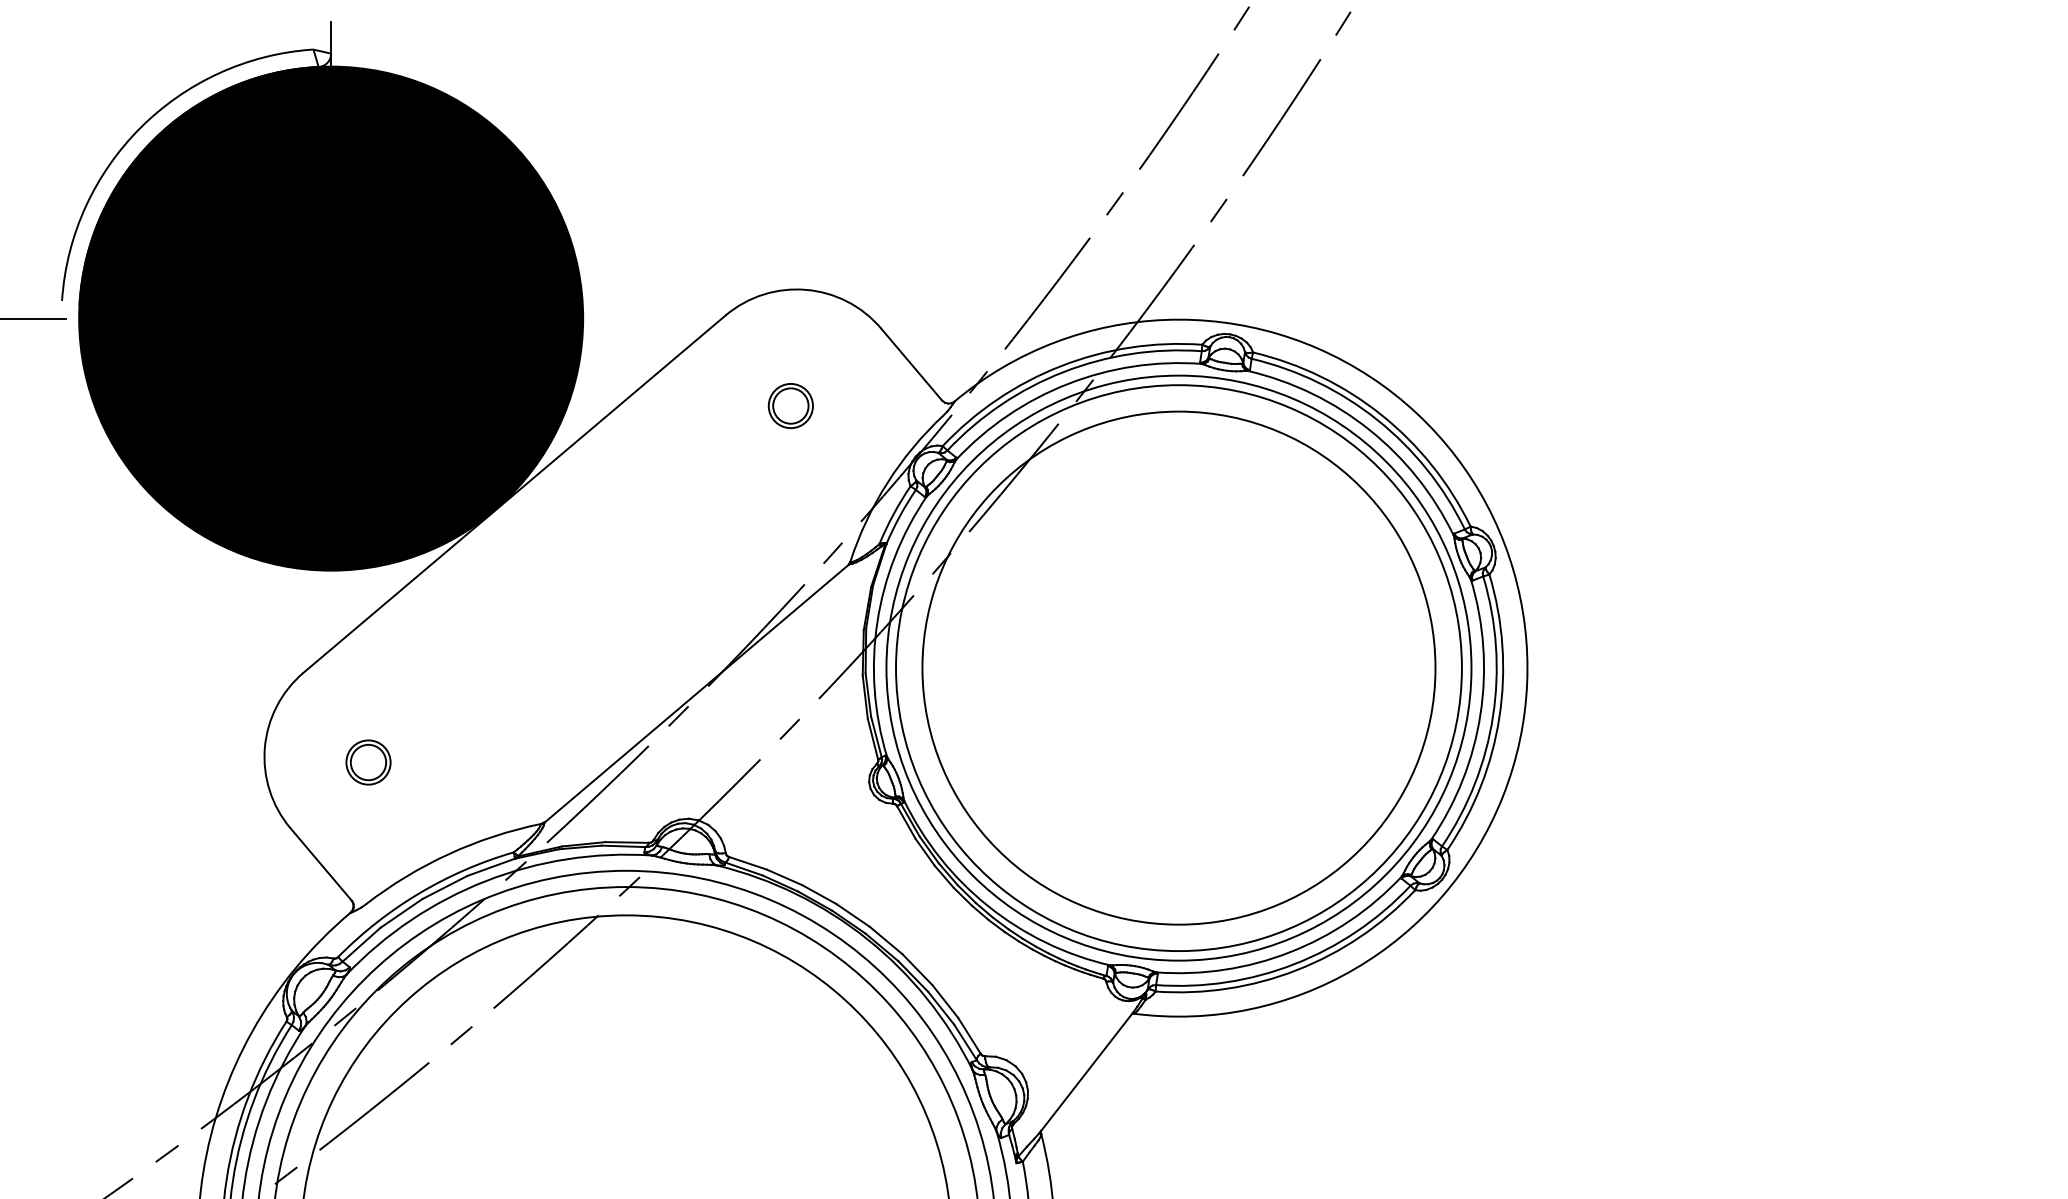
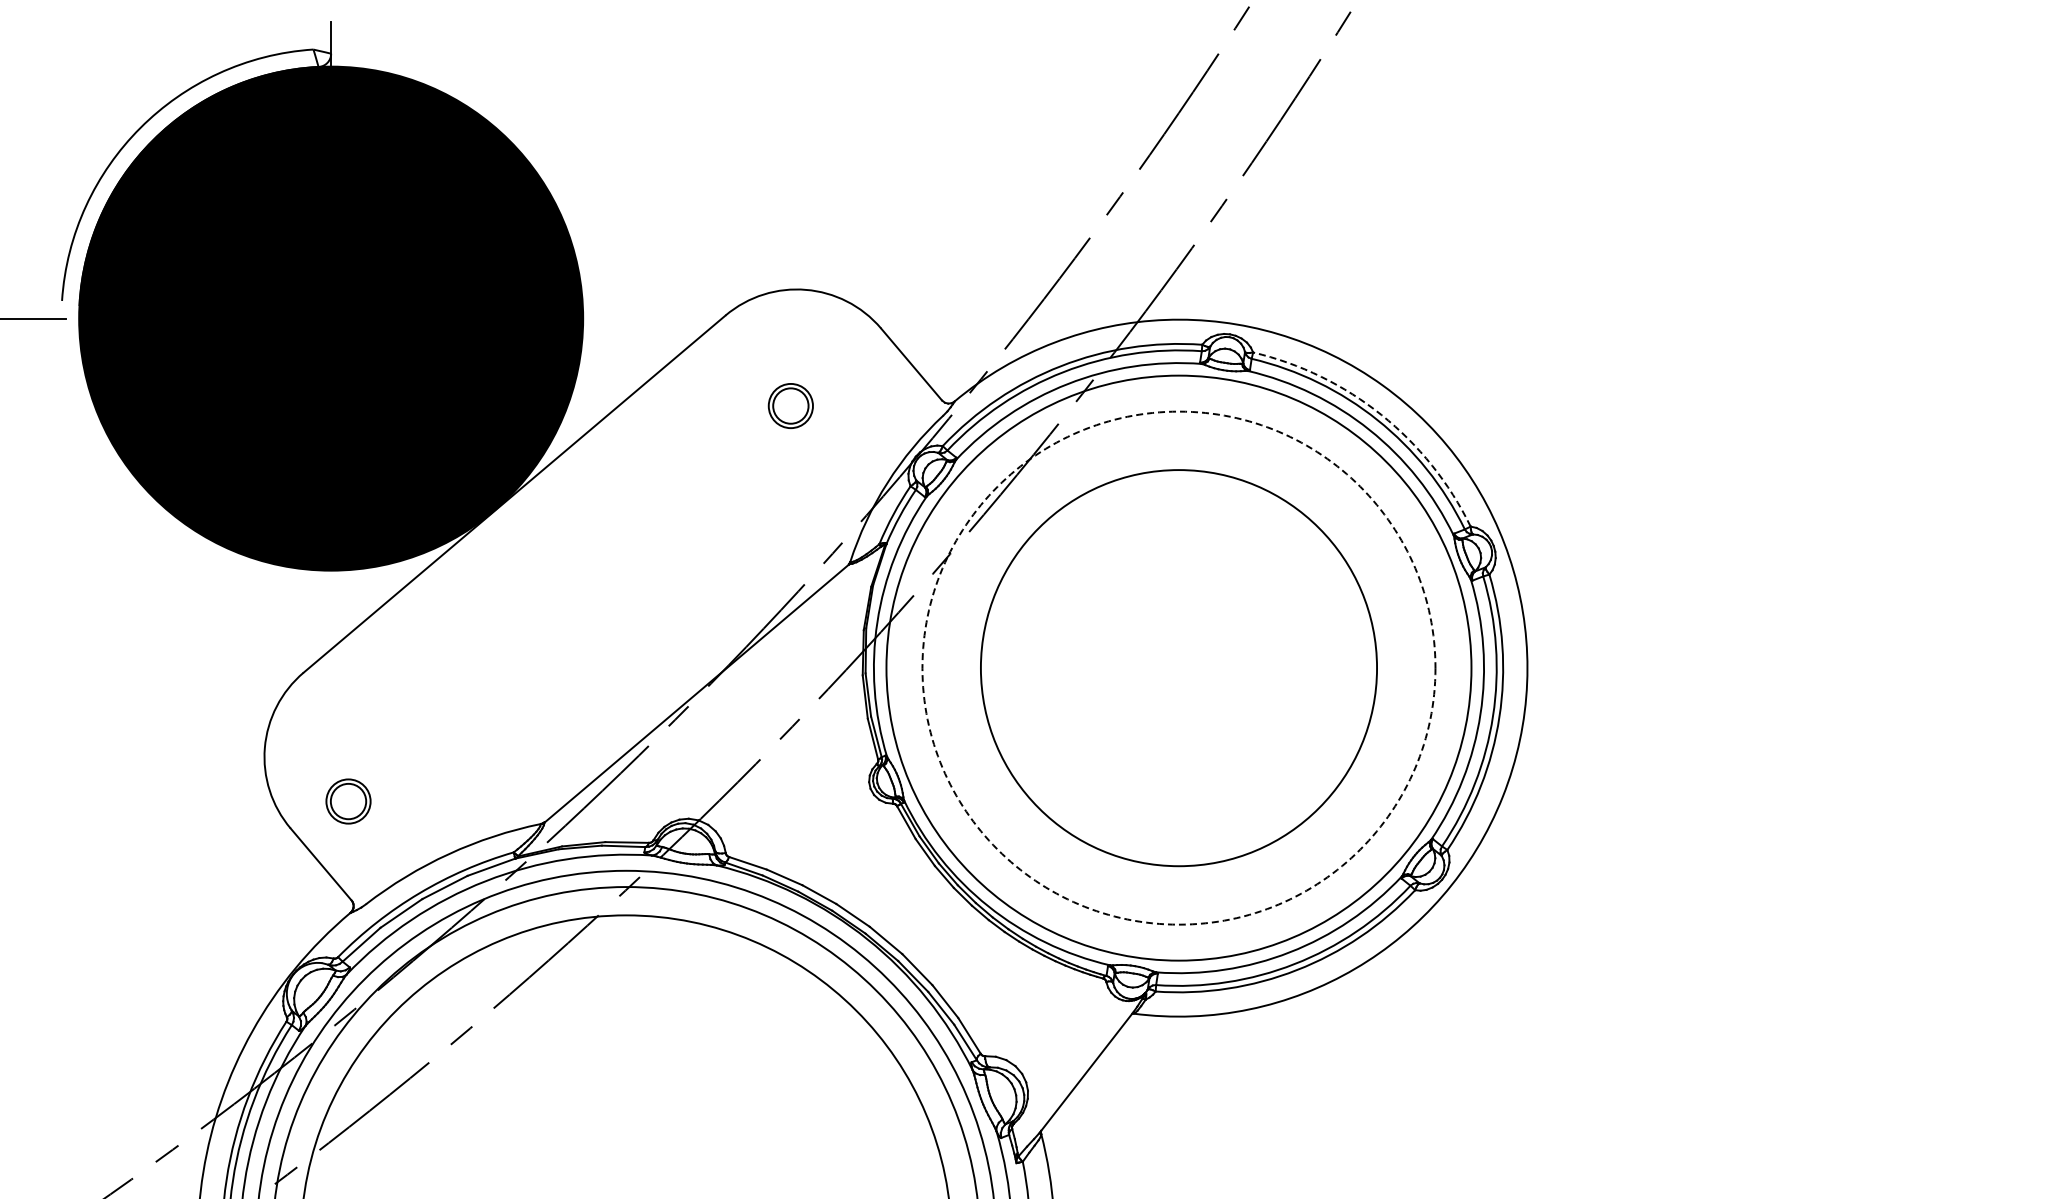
arc: solid -> dashed (1381, 415)
circle: solid -> dashed (1178, 667)
circle diameter: 566 px -> 396 px (1178, 668)
part position: (368, 762) -> (348, 801) (348, 801)
